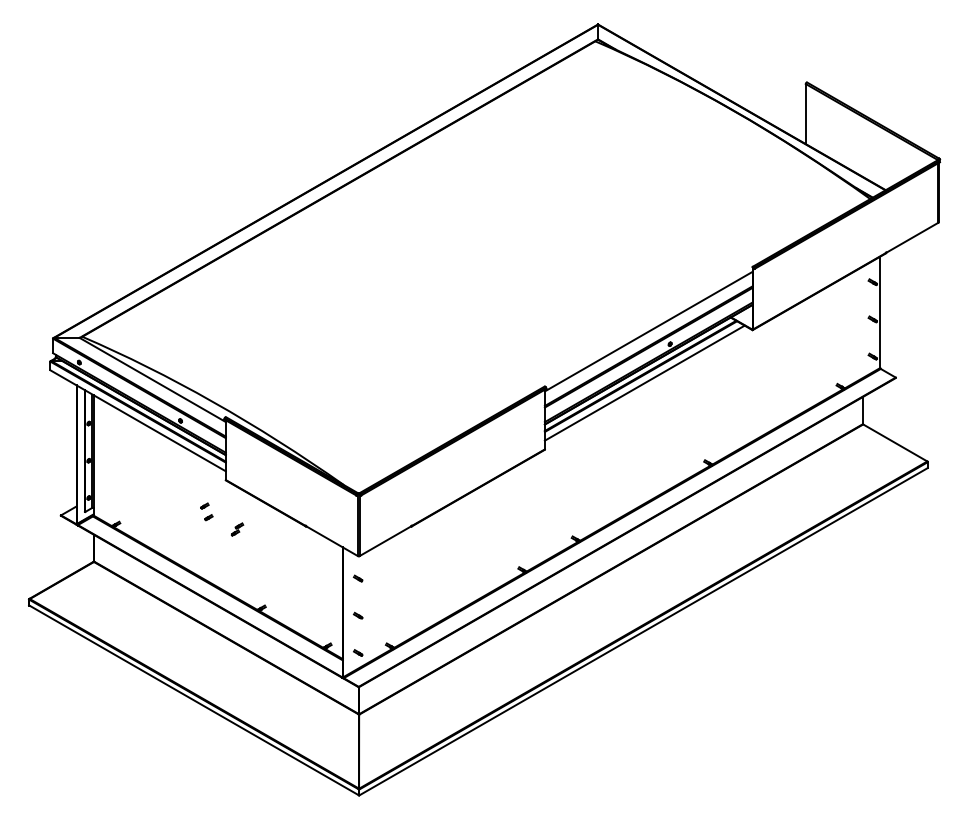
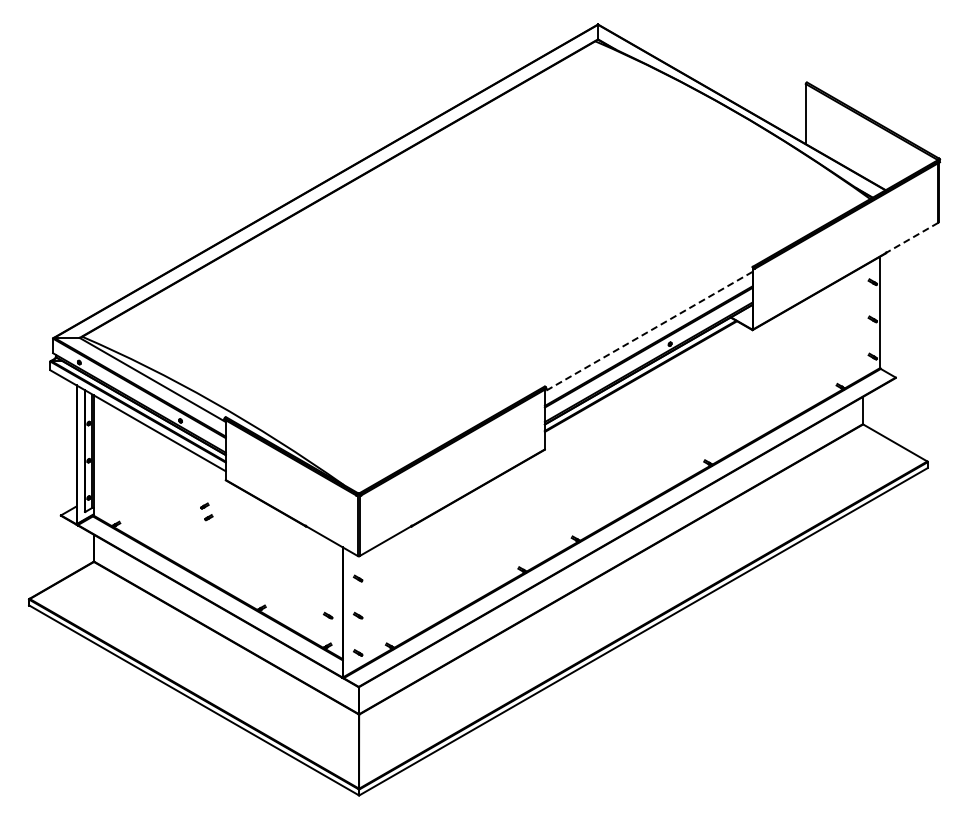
line: solid -> dashed (912, 237)
line: solid -> dashed (648, 331)
line: present -> none (644, 382)
part: present -> none (237, 529)
part: none -> present (327, 615)
